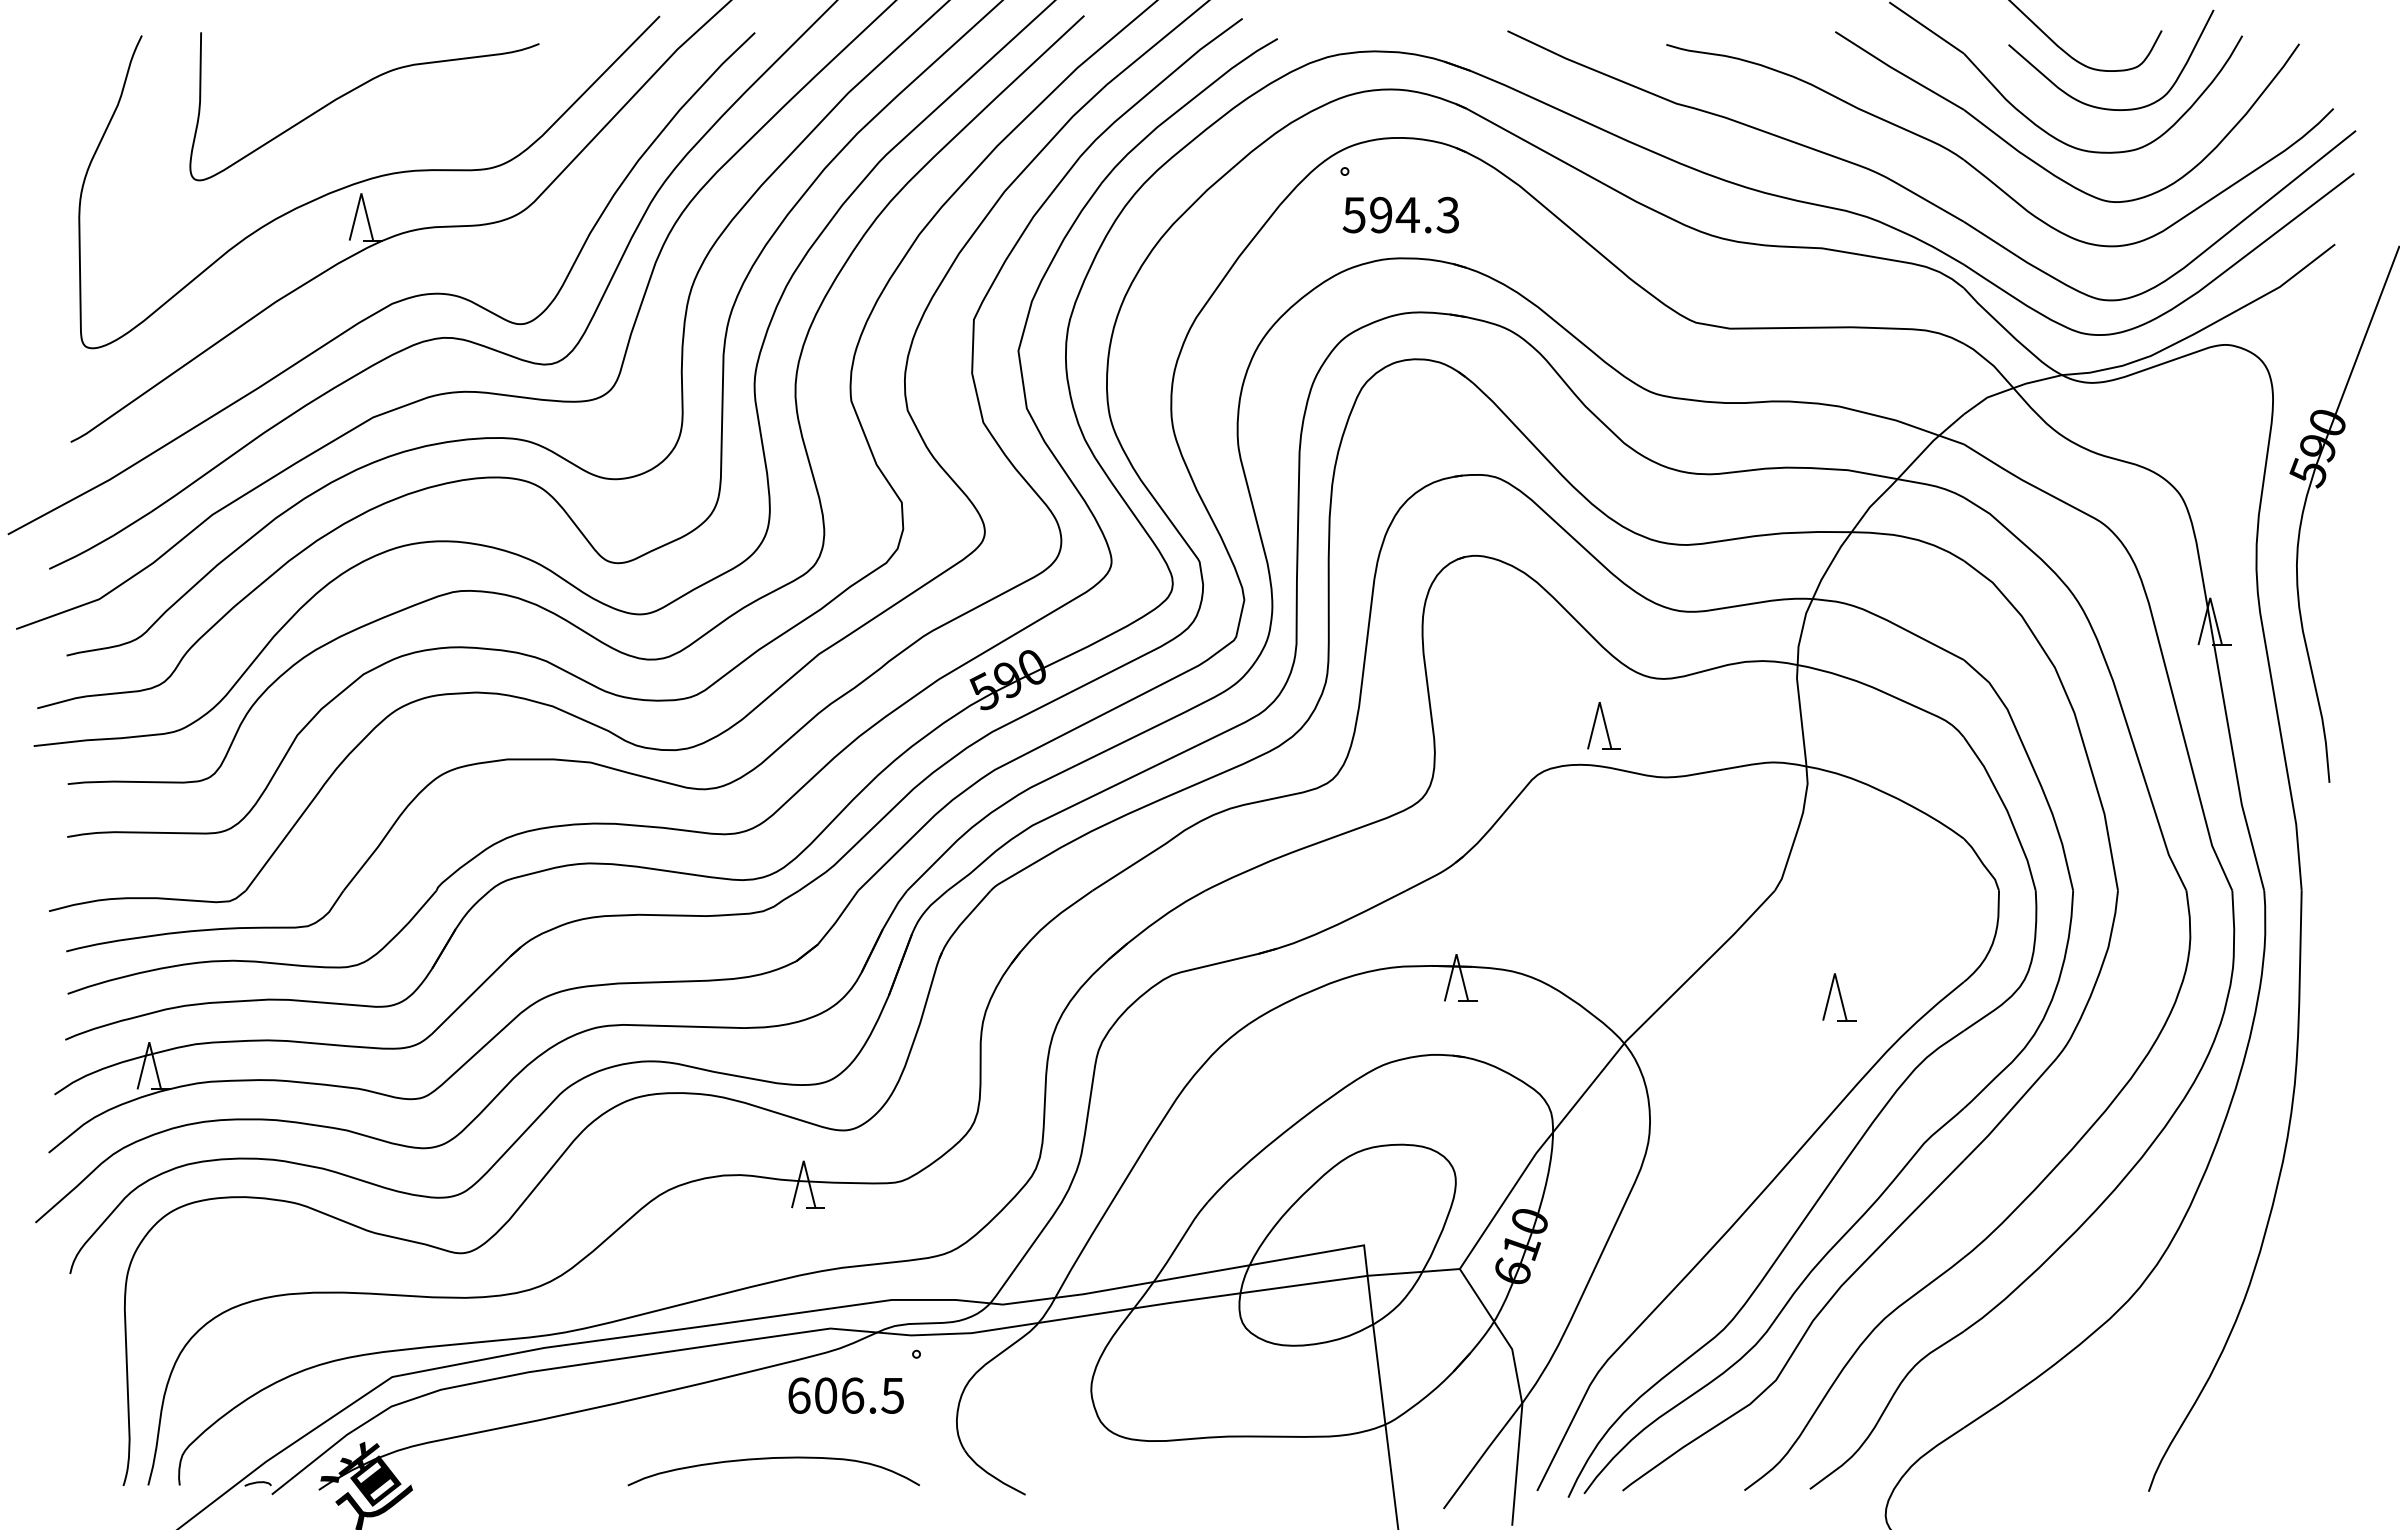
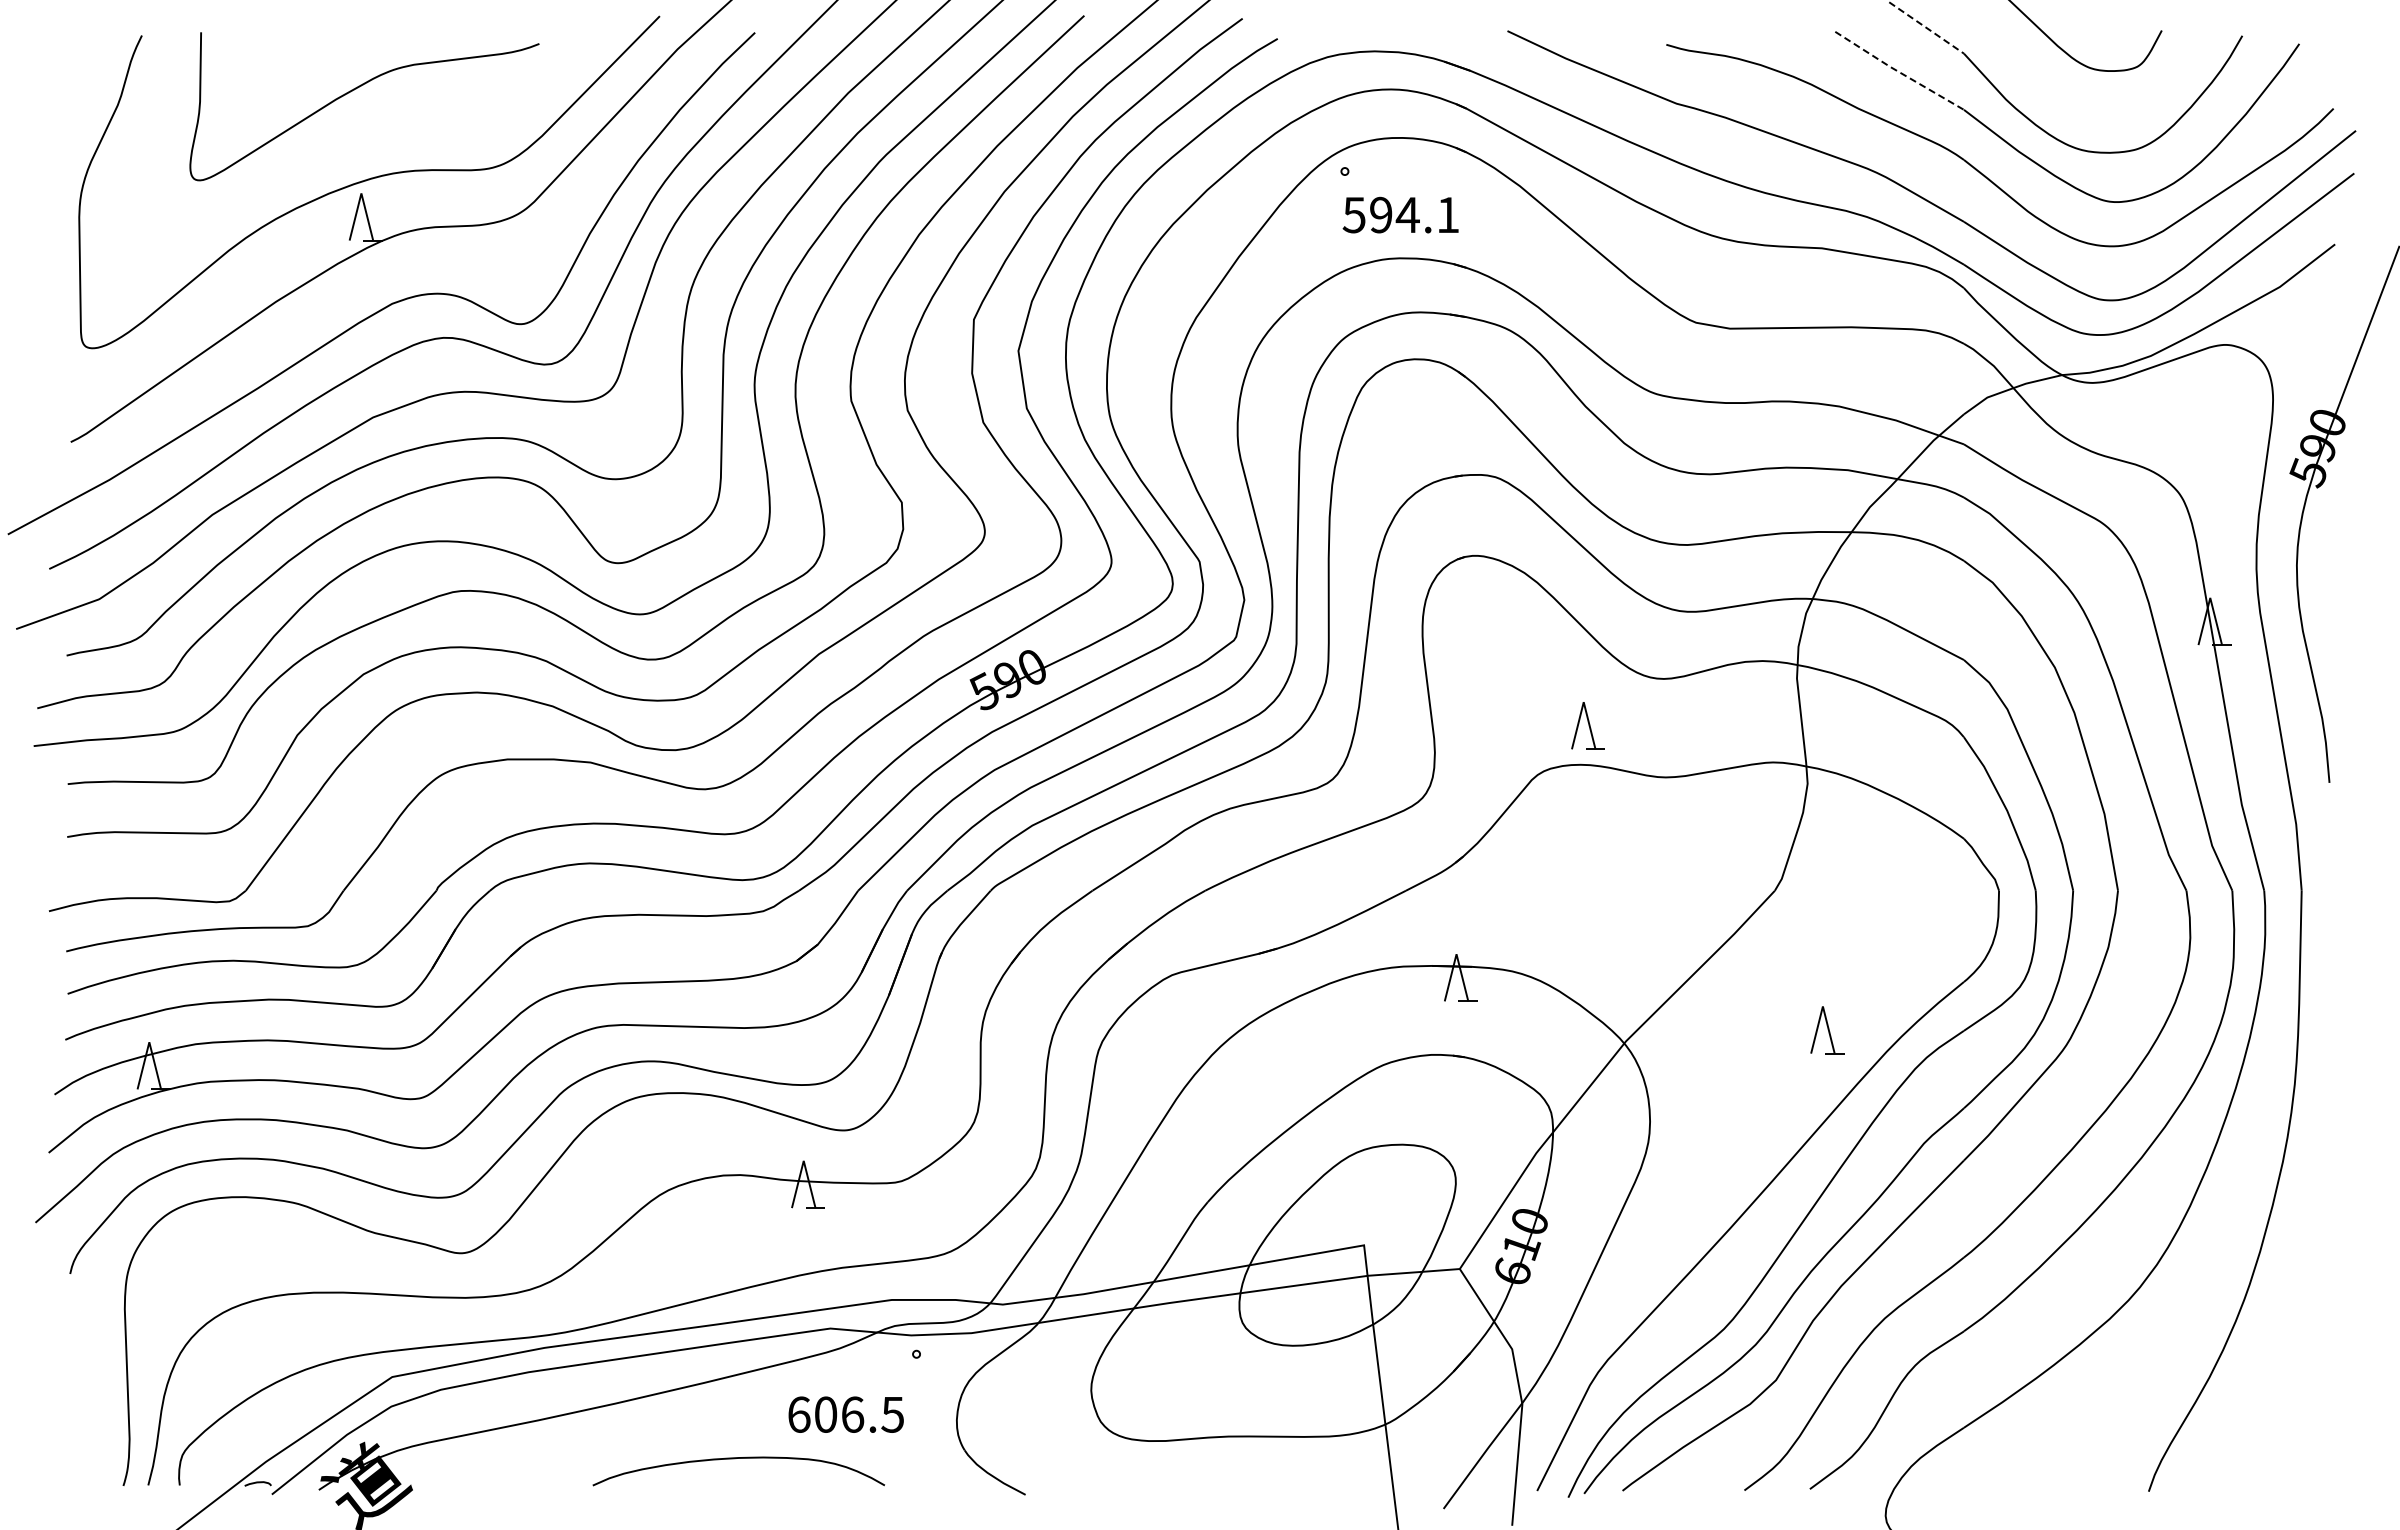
line: solid -> dashed (1927, 28)
line: solid -> dashed (1898, 71)
curve: present -> none (2103, 107)
text: 594.3 -> 594.1 (1447, 214)
part position: (1603, 725) -> (1587, 725) (1587, 725)
part position: (1839, 997) -> (1827, 1030) (1827, 1030)
text position: (845, 1395) -> (845, 1414) (845, 1414)
curve position: (770, 1459) -> (735, 1459) (735, 1459)
